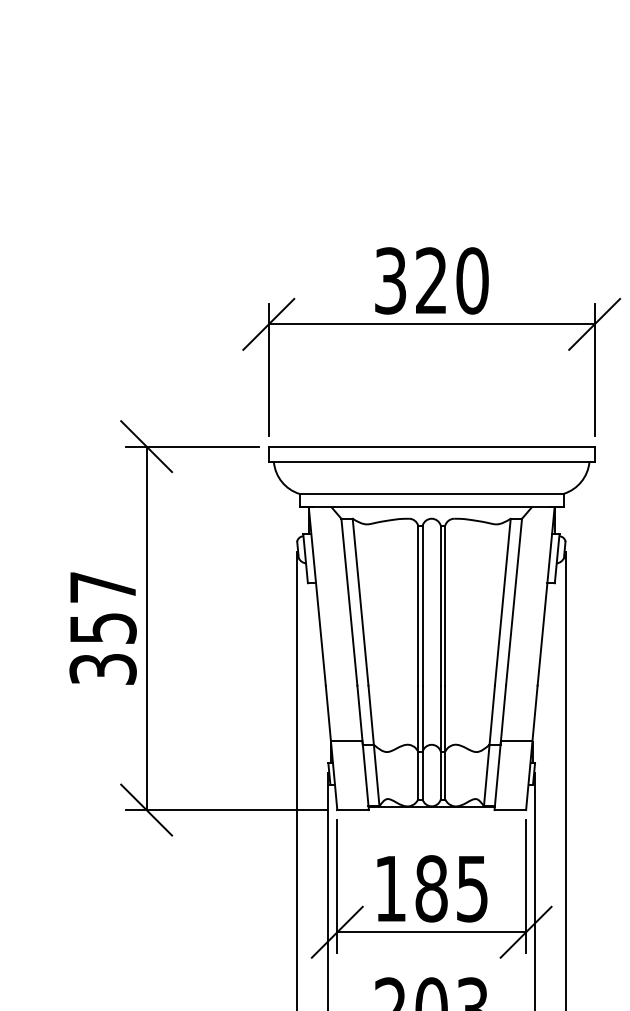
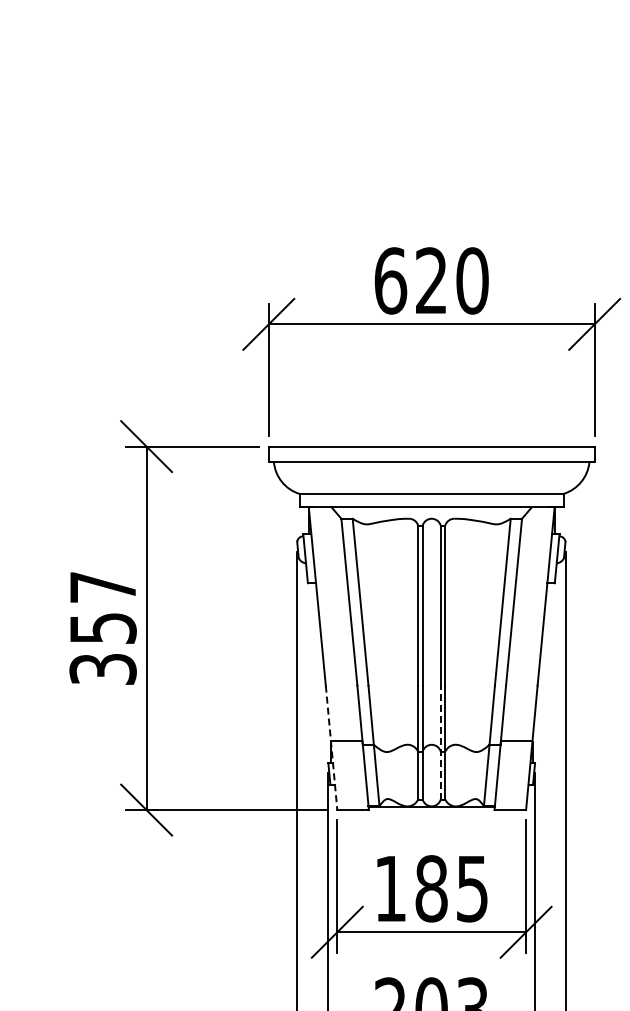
text: 320 -> 620 (390, 280)
line: solid -> dashed (440, 742)
line: solid -> dashed (331, 748)
